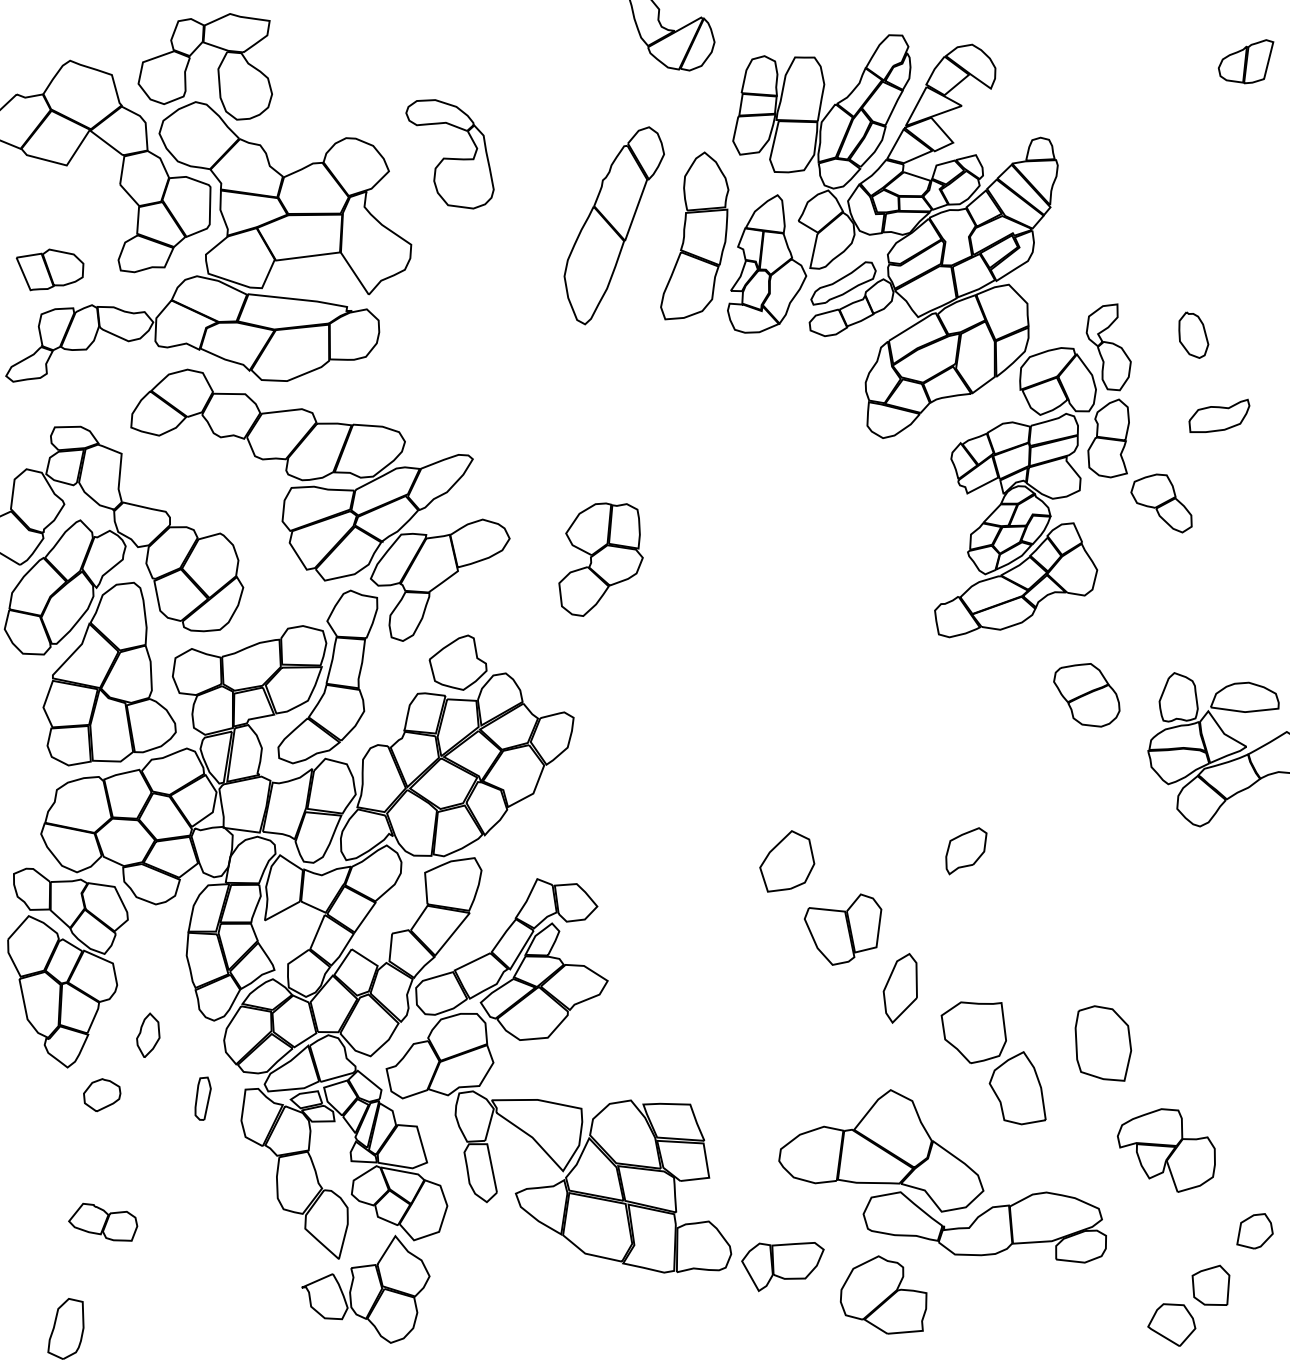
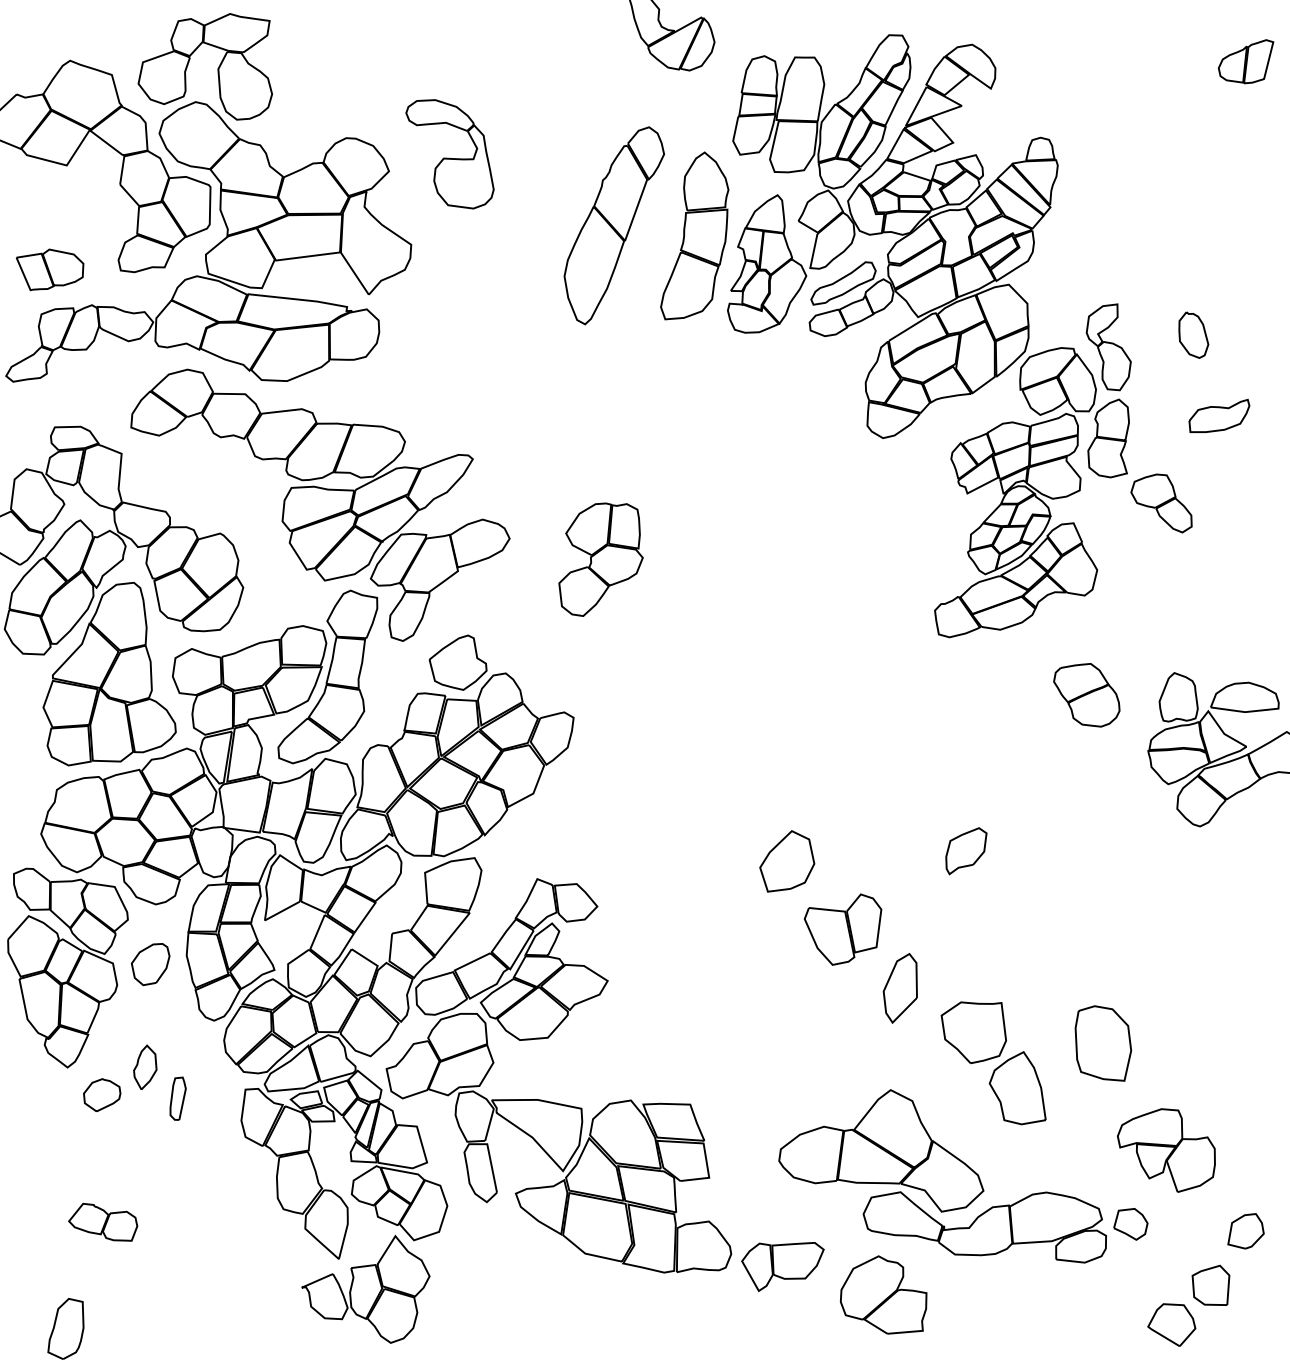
part: none -> present (150, 964)
part position: (148, 1034) -> (145, 1066) (145, 1066)
part position: (202, 1098) -> (177, 1098) (177, 1098)
part: none -> present (1130, 1224)
part position: (1254, 1231) -> (1245, 1231) (1245, 1231)
